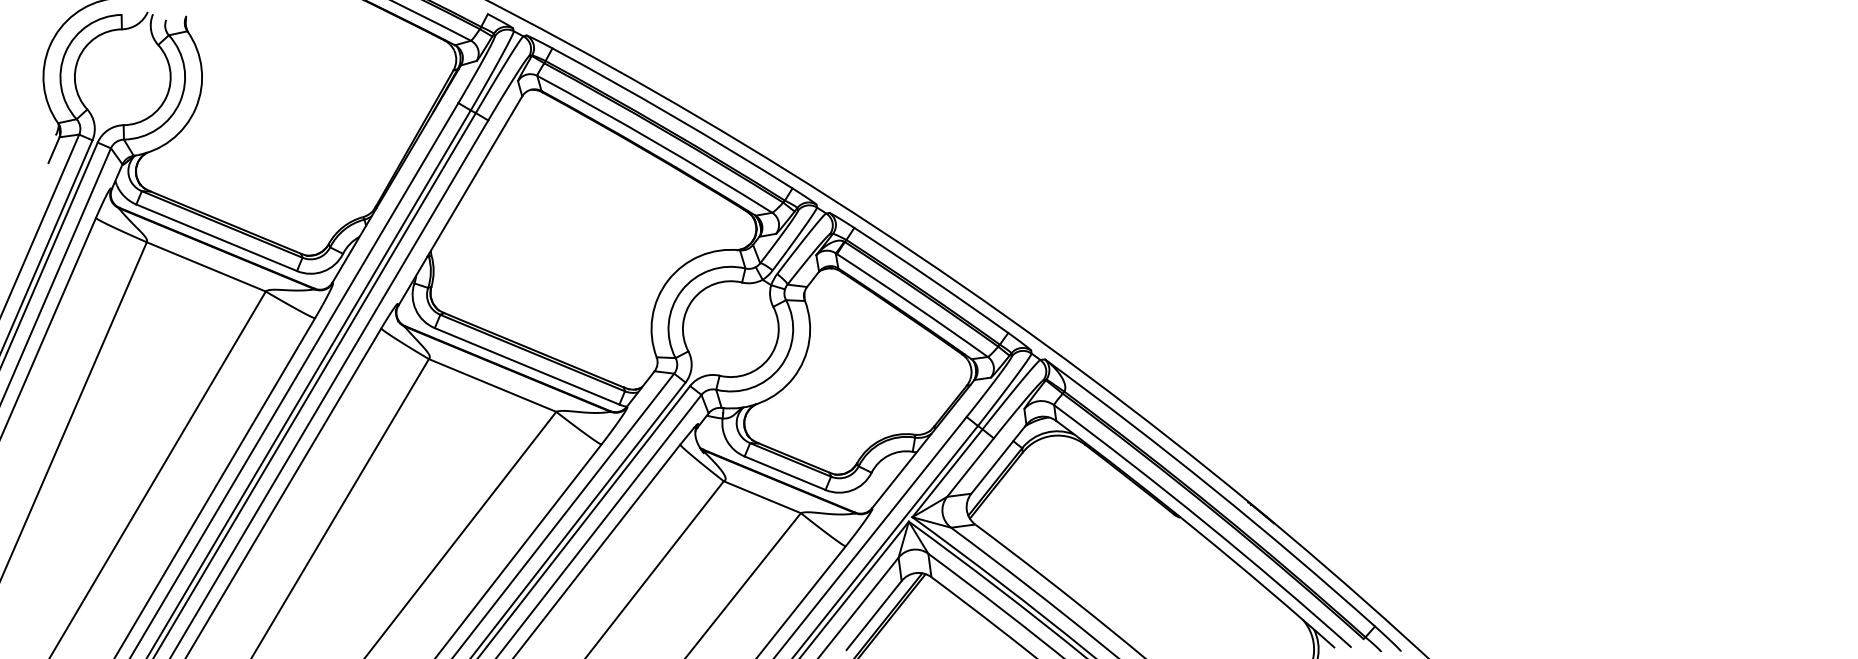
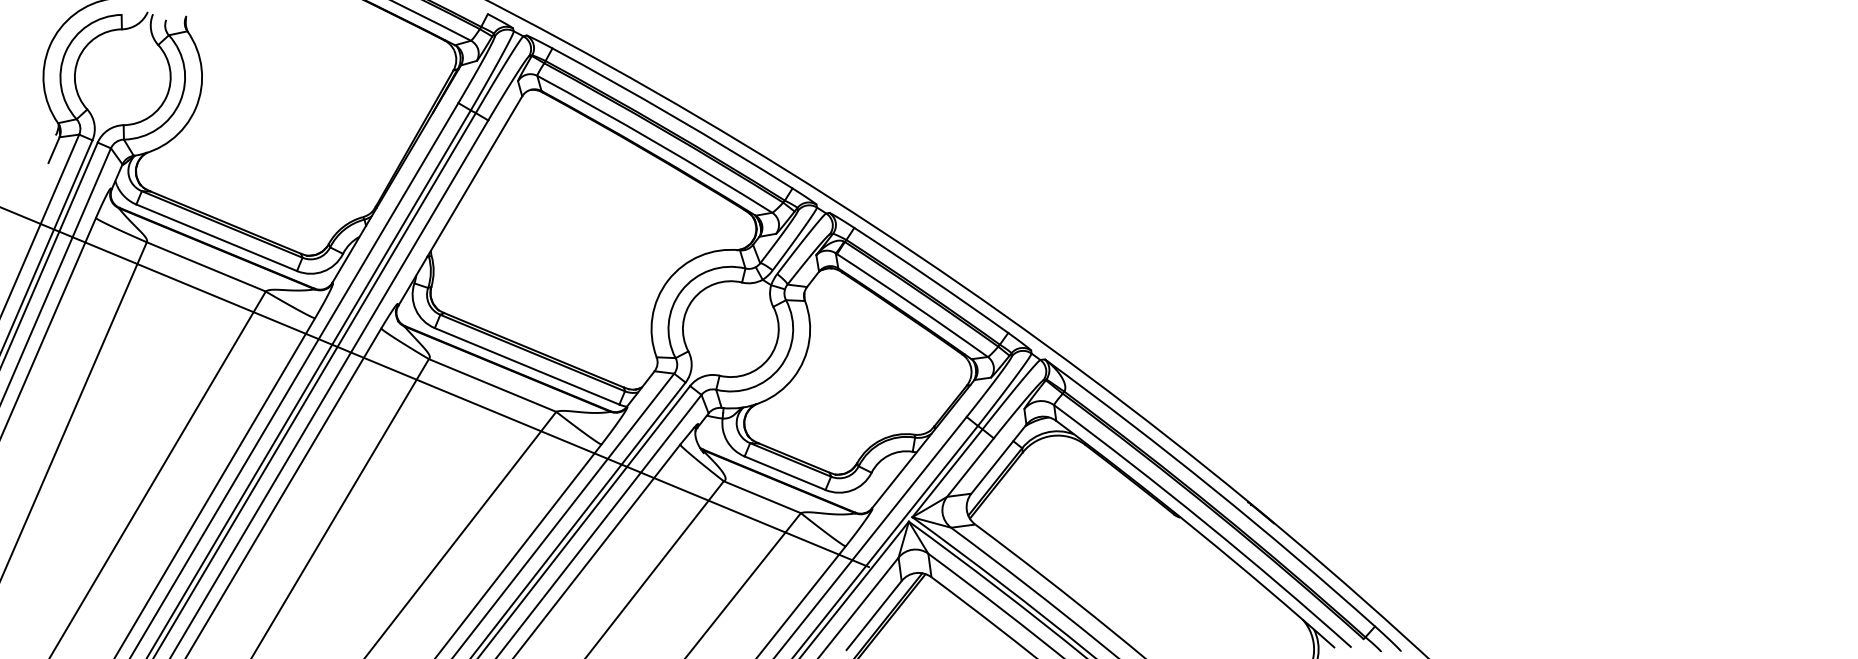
line: none -> present (435, 387)
